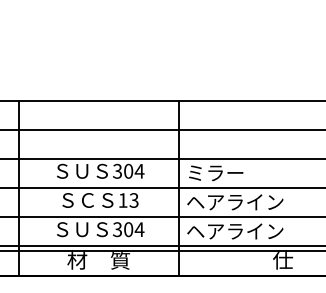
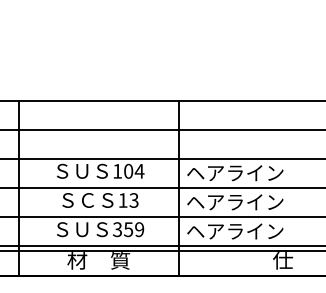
text: 304 -> 104 (117, 170)
text: ミラー -> ヘアライン (235, 173)
text: 304 -> 359 (134, 229)
